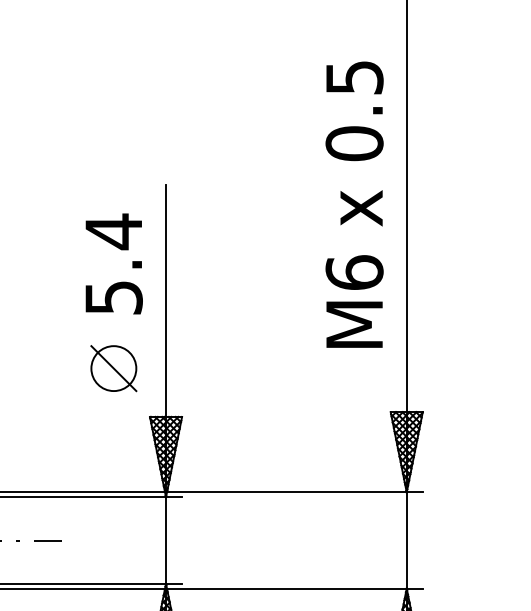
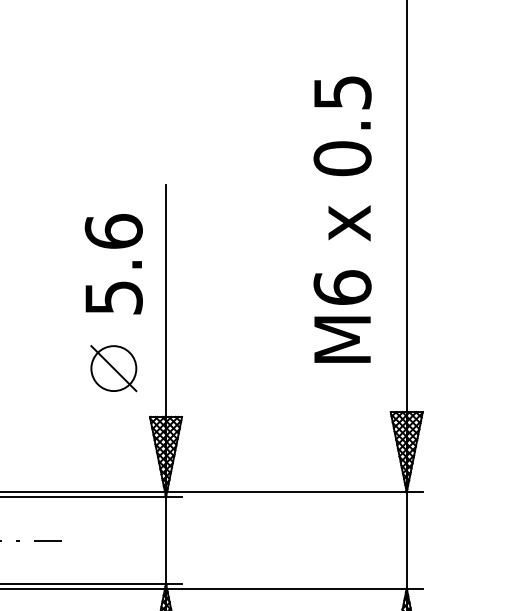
text position: (354, 204) -> (342, 219) (342, 219)
text: 5.4 -> 5.6 (113, 231)
